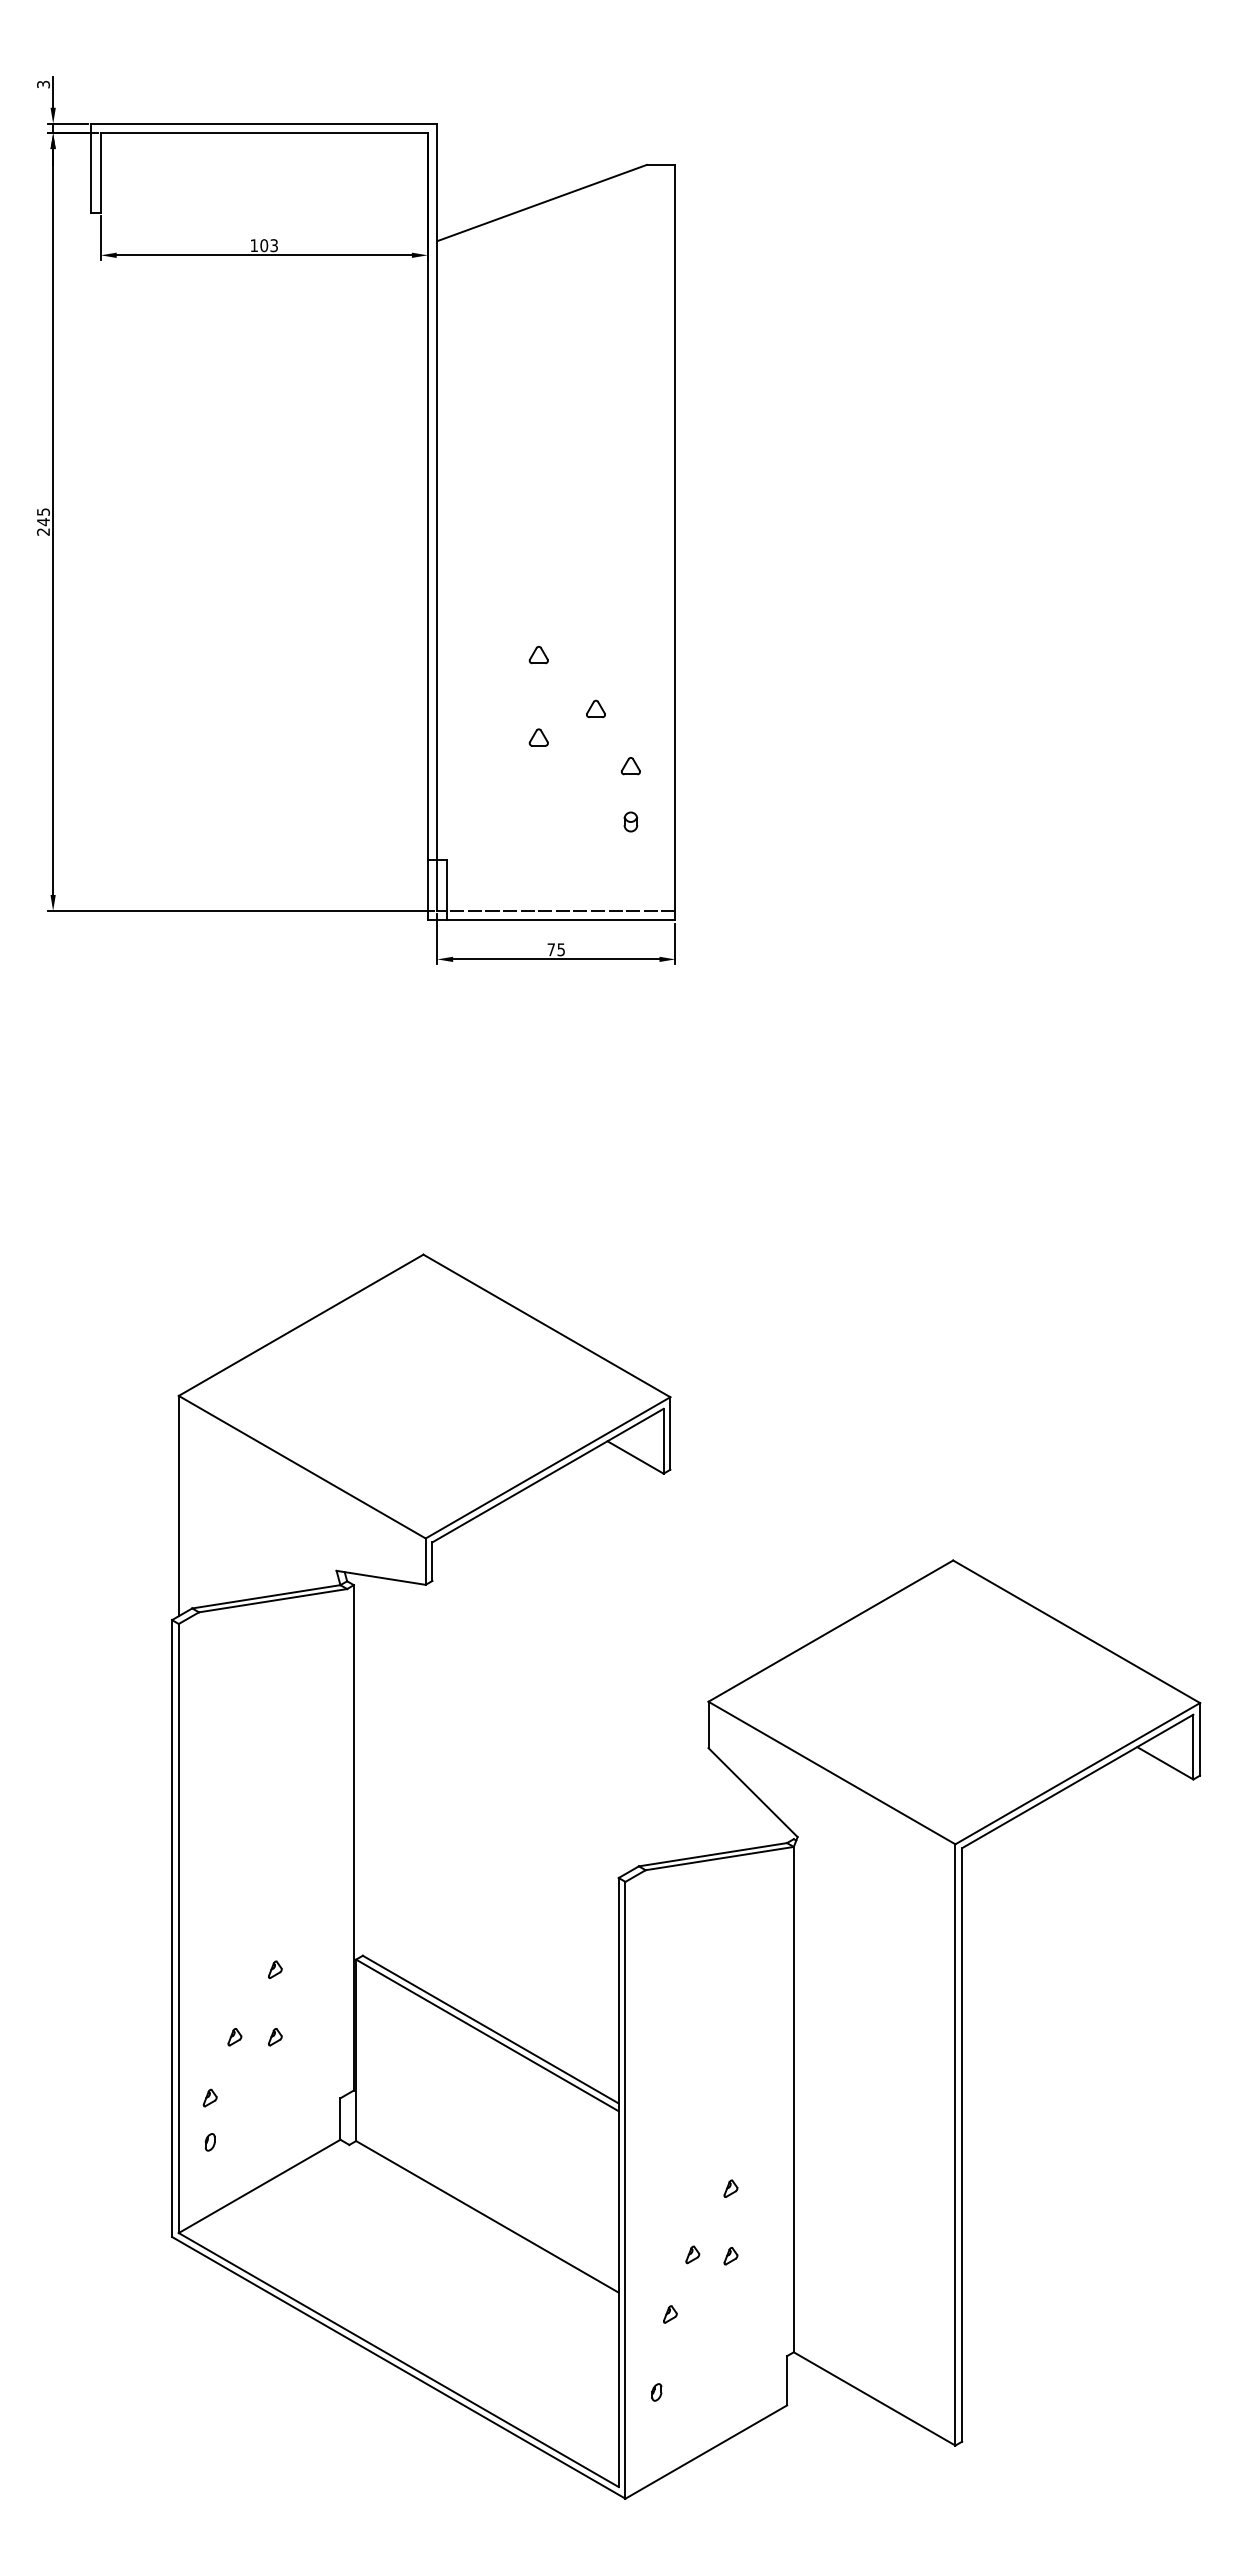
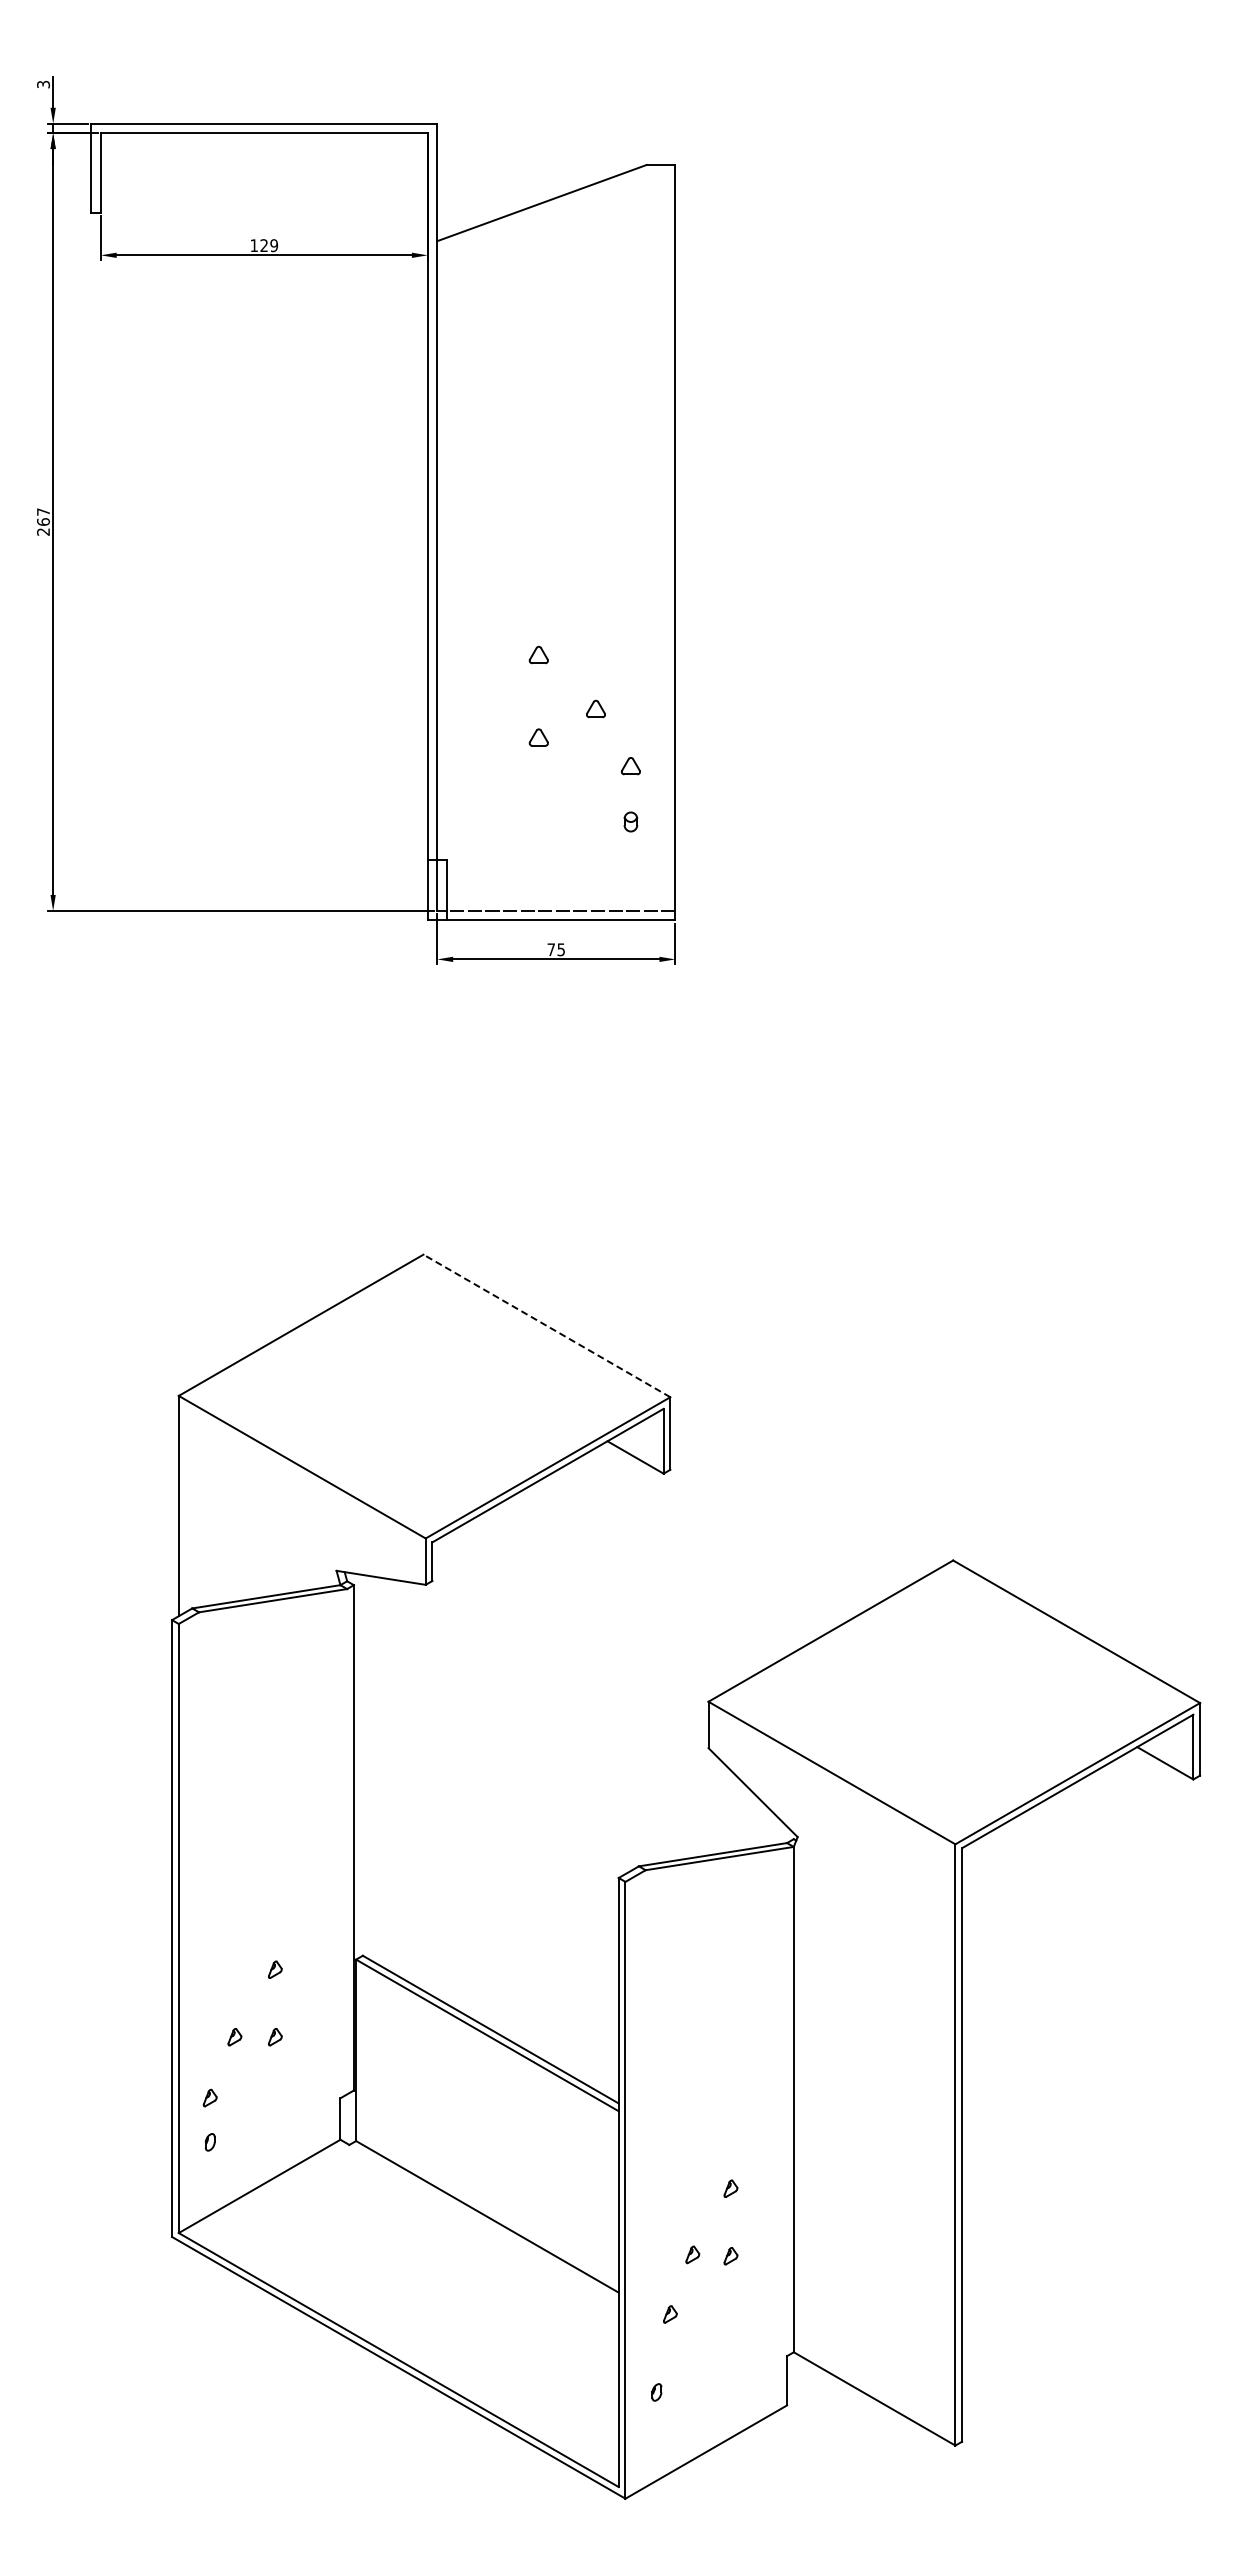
text: 103 -> 129 (269, 245)
text: 245 -> 267 (43, 517)
line: solid -> dashed (546, 1325)
